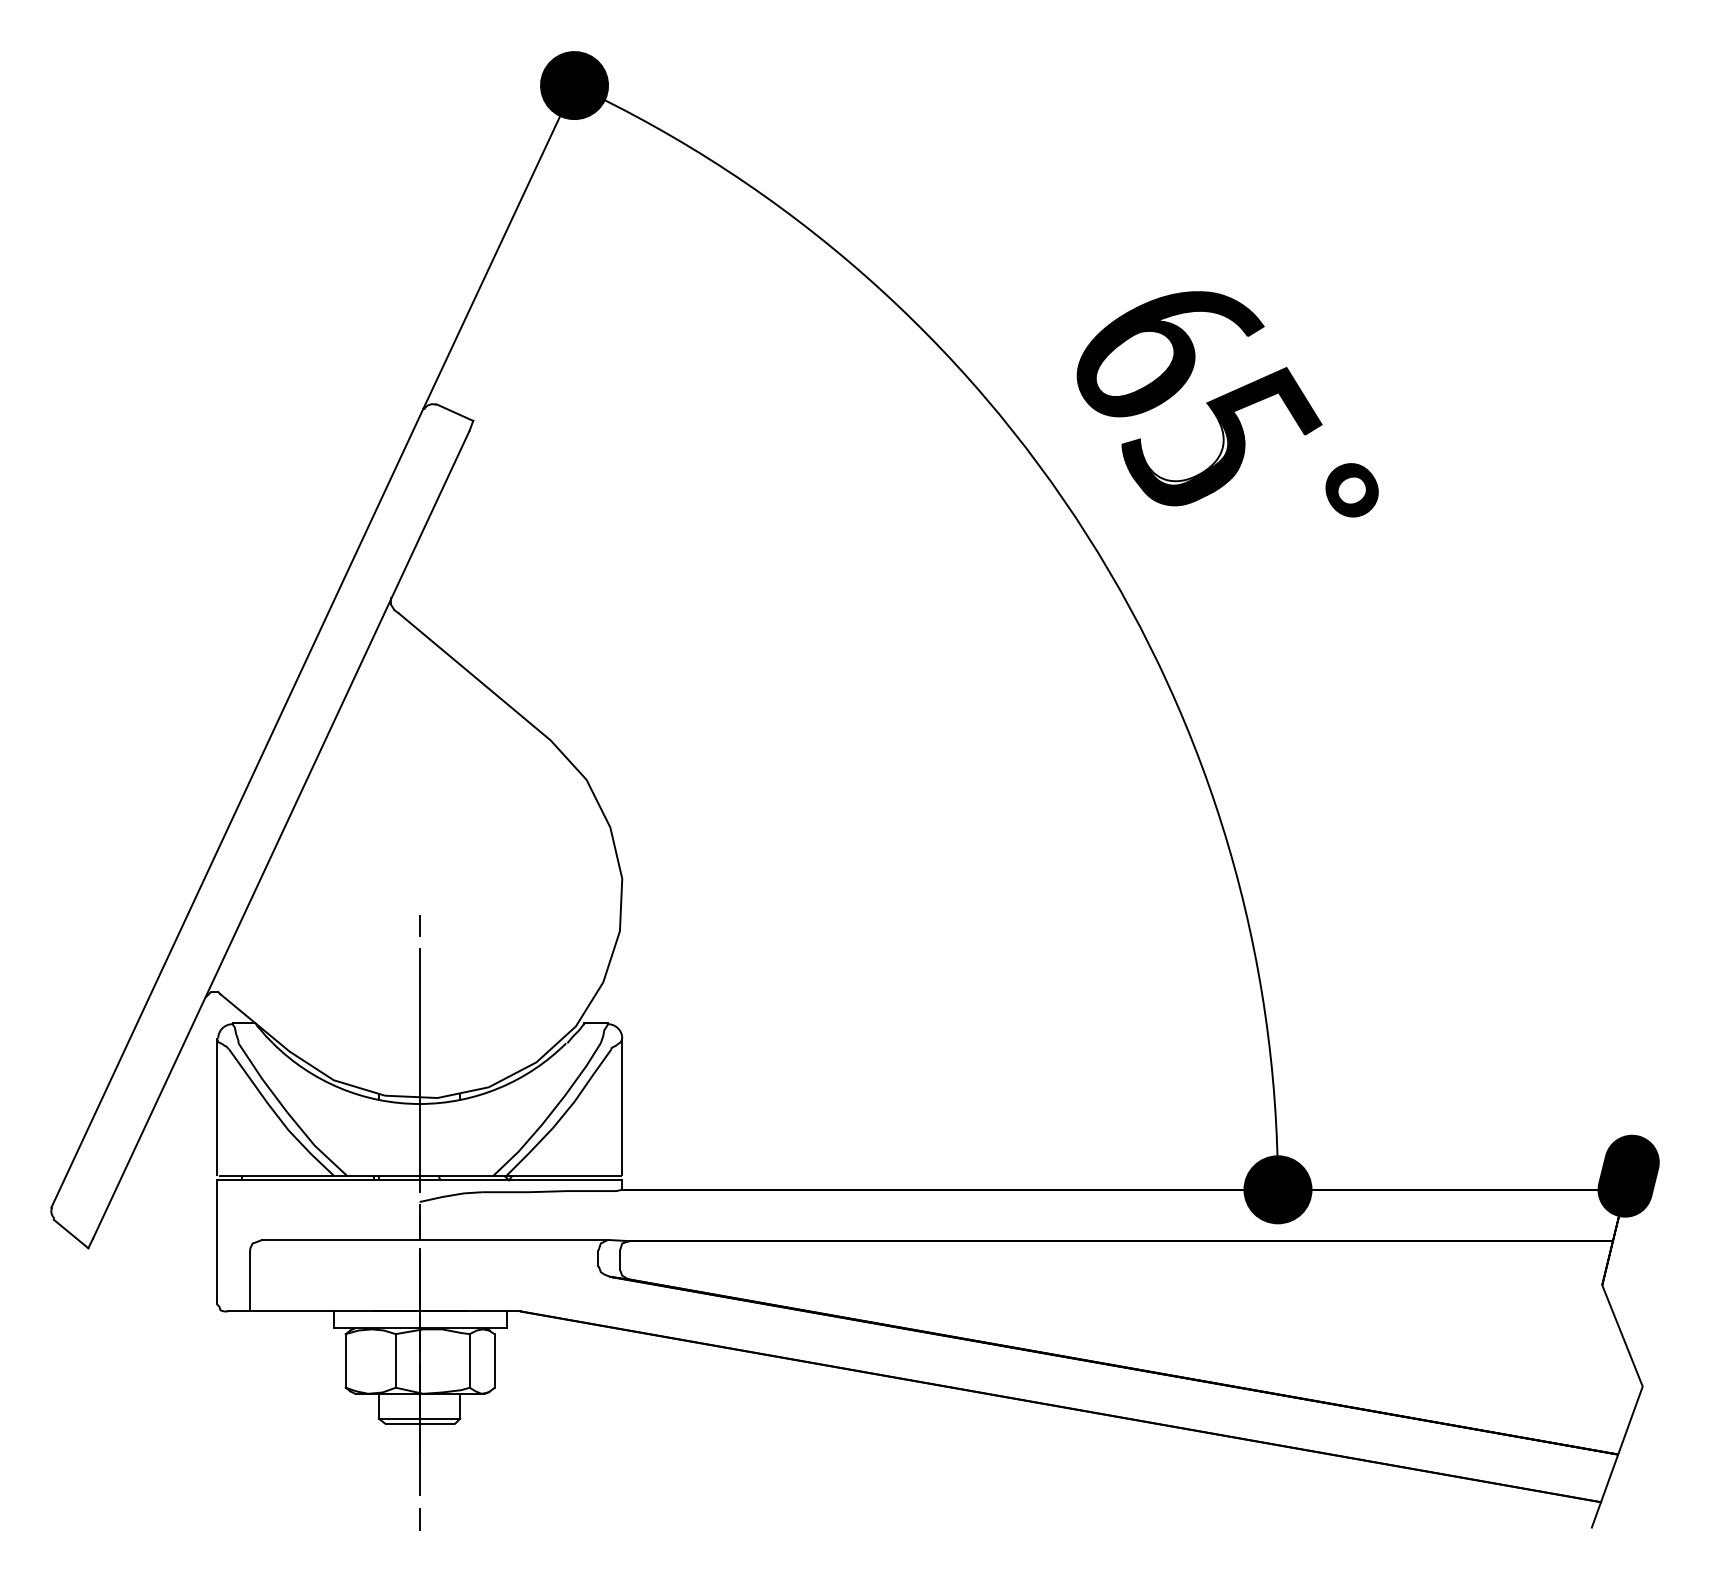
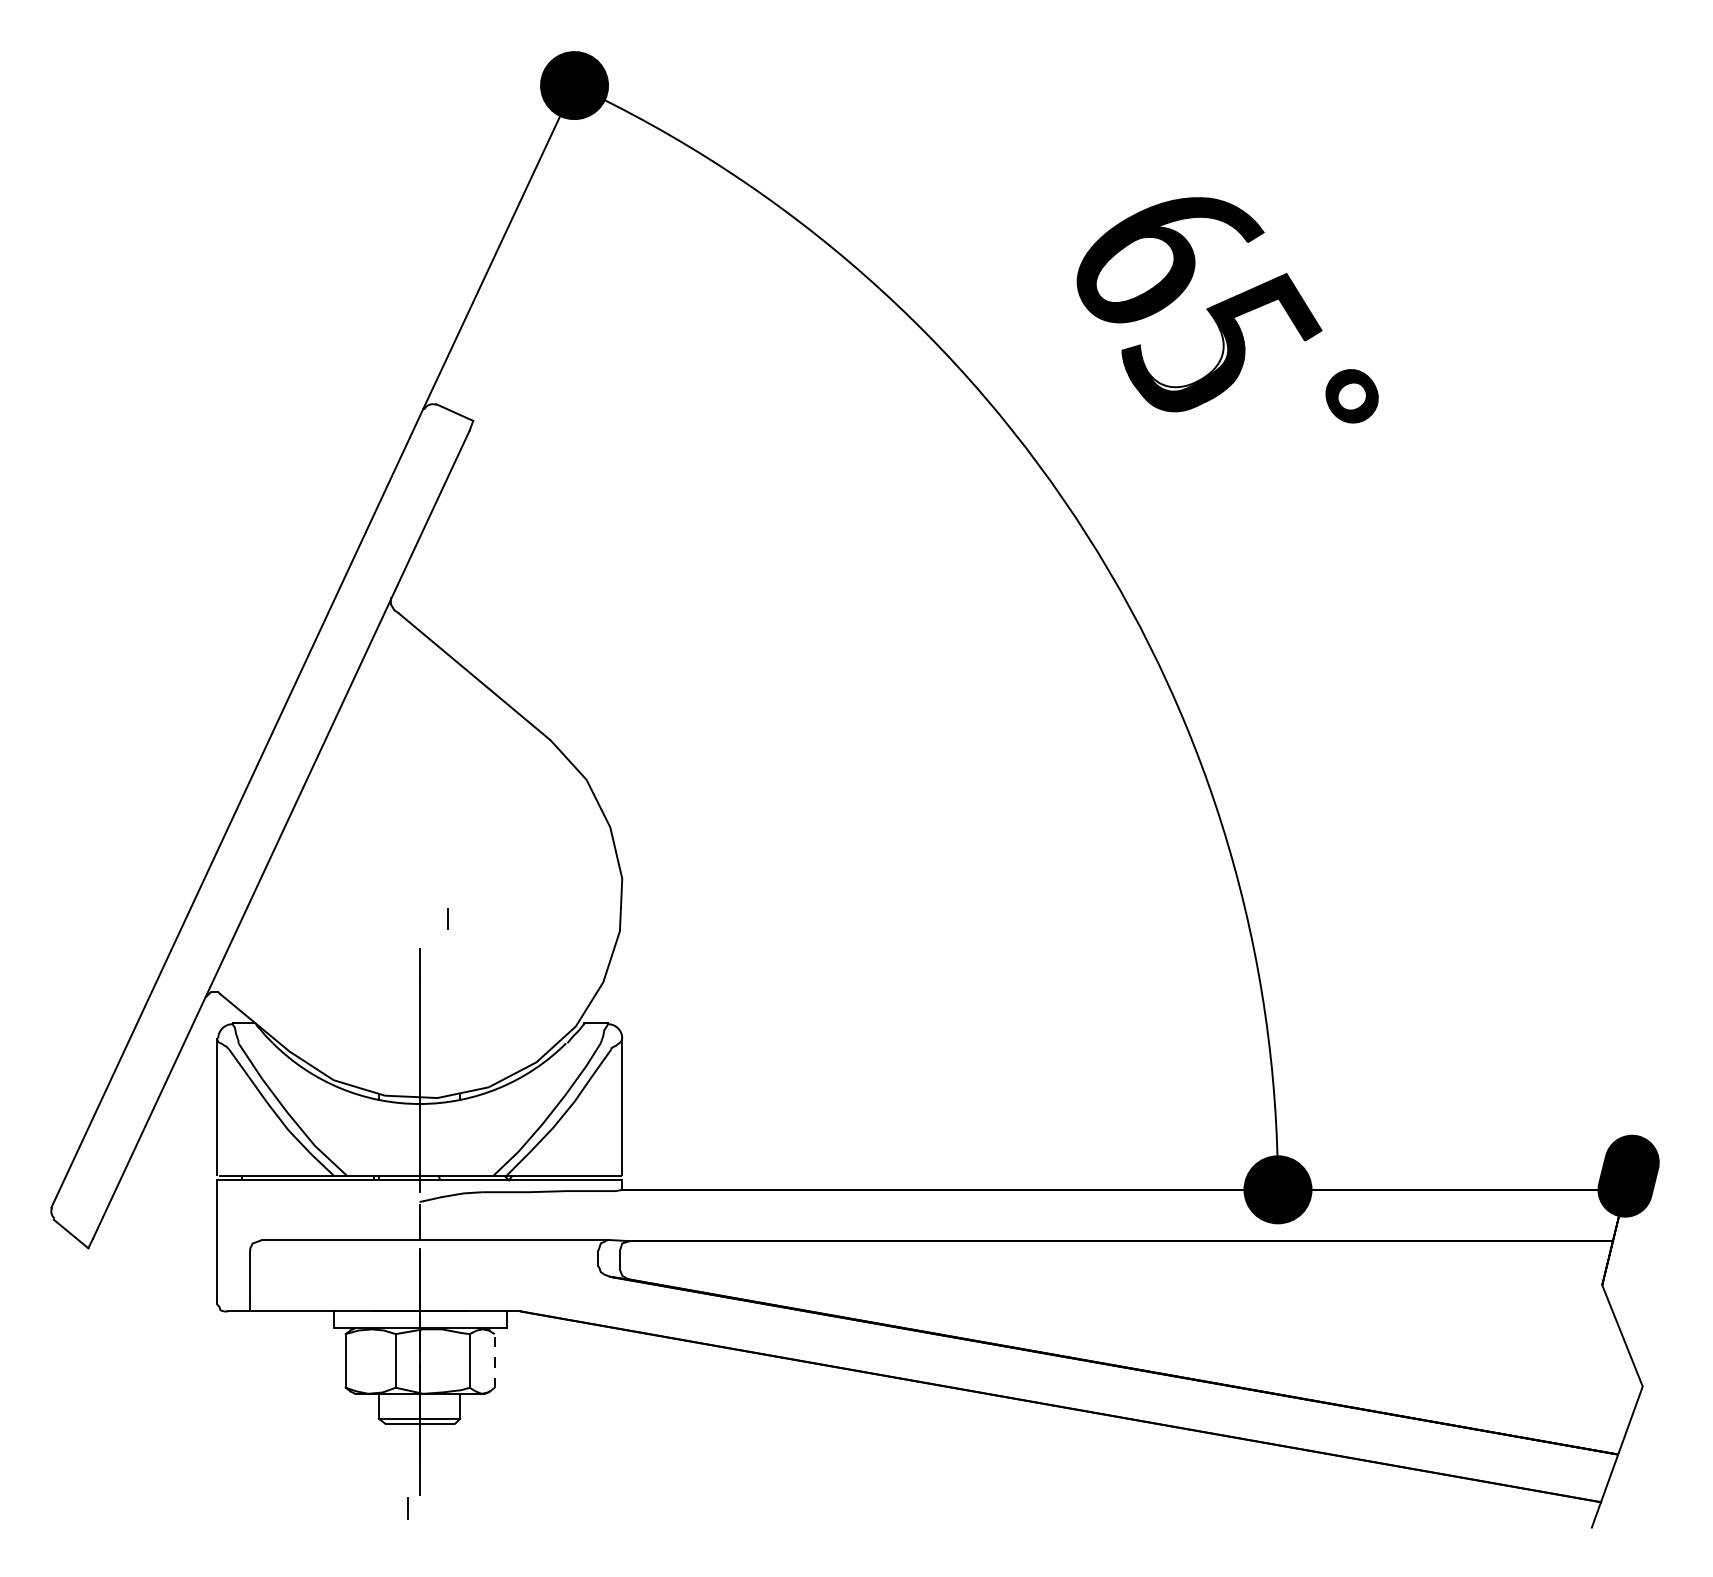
part position: (1227, 404) -> (1227, 310) (1227, 310)
line position: (419, 925) -> (447, 918) (447, 918)
line: solid -> dashed (494, 1360)
line position: (419, 1519) -> (407, 1508) (407, 1508)
